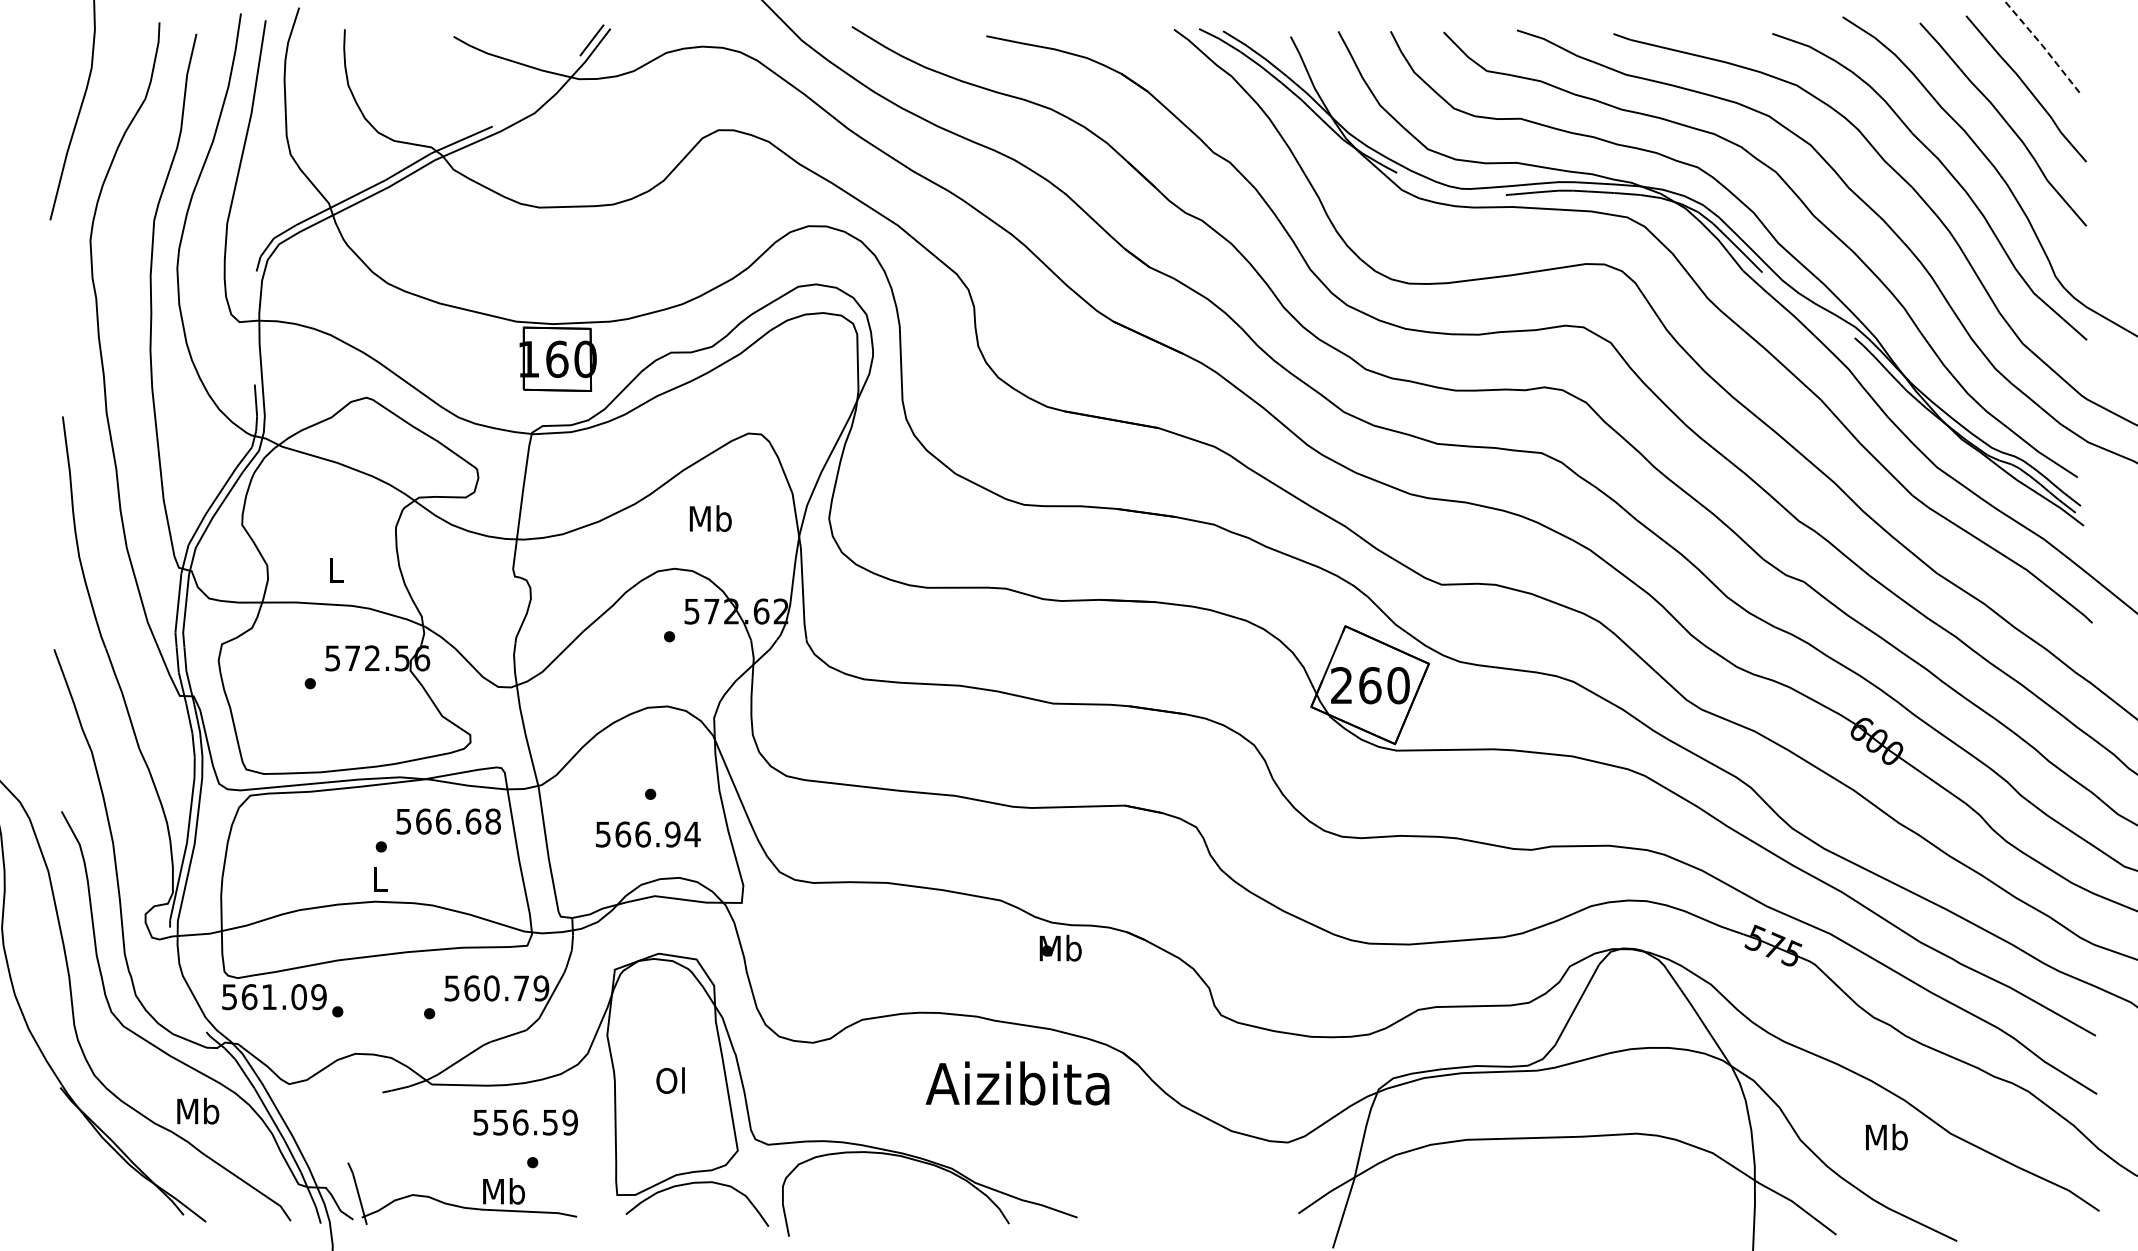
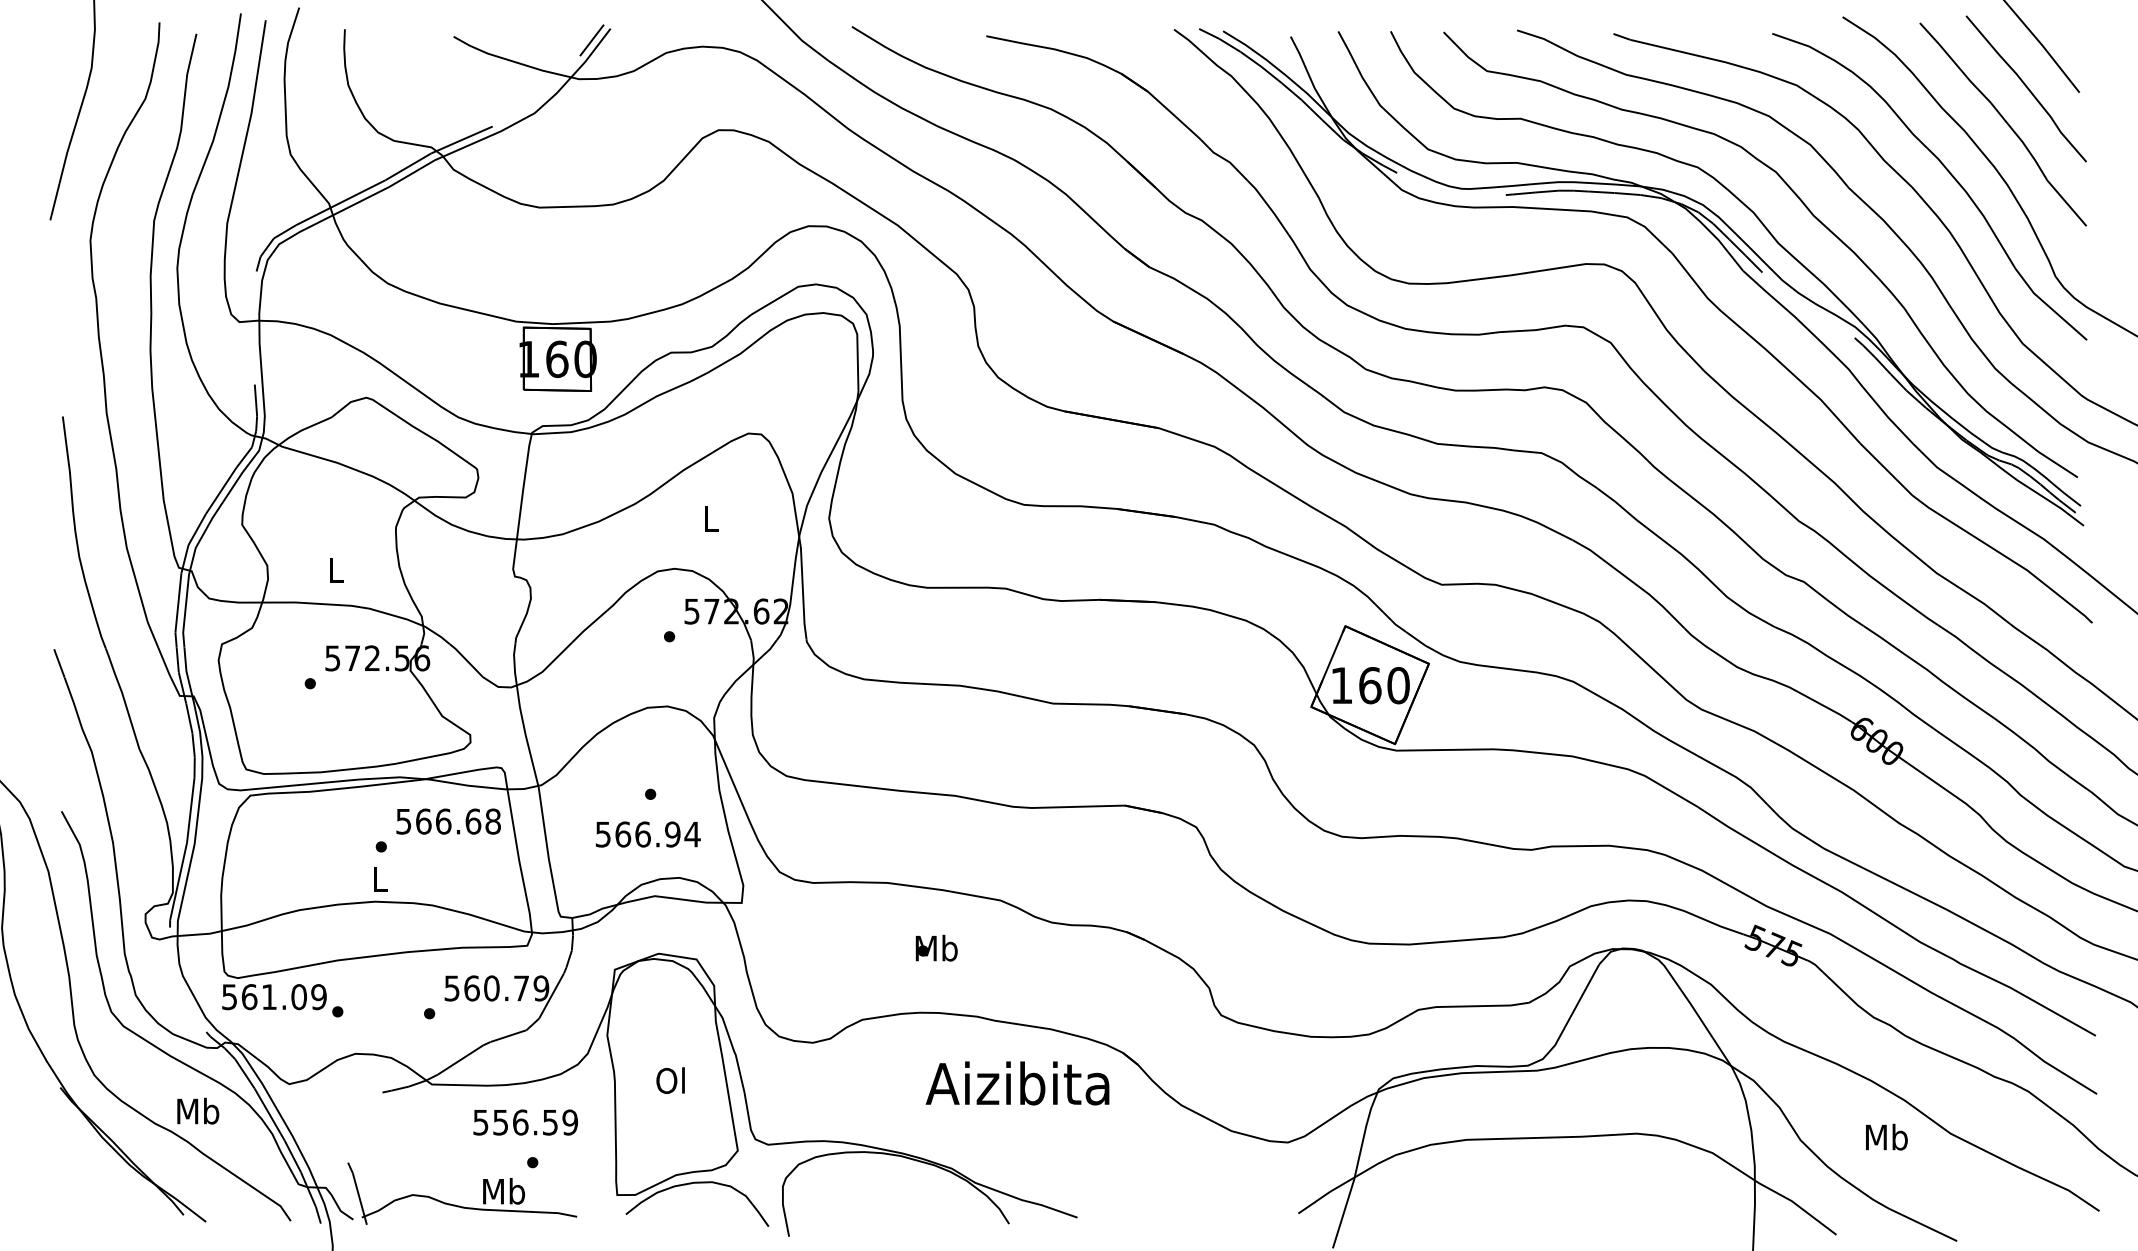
line: dashed -> solid (2042, 45)
text: Mb -> L (710, 518)
text: 260 -> 160 (1341, 685)
text position: (1060, 947) -> (936, 947) (936, 947)
